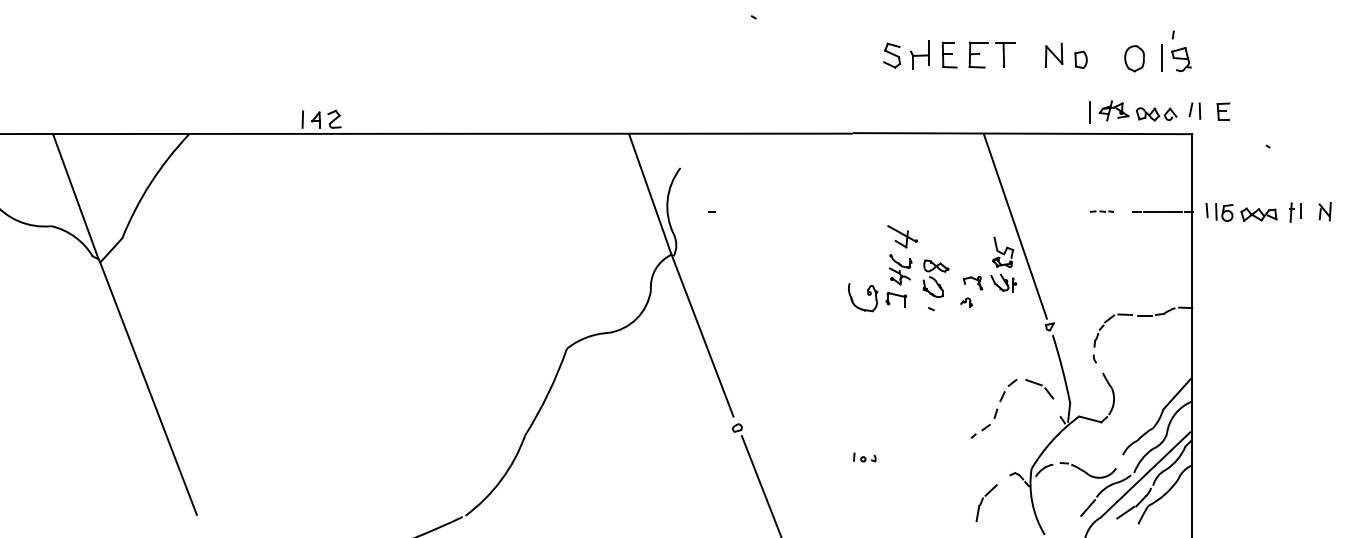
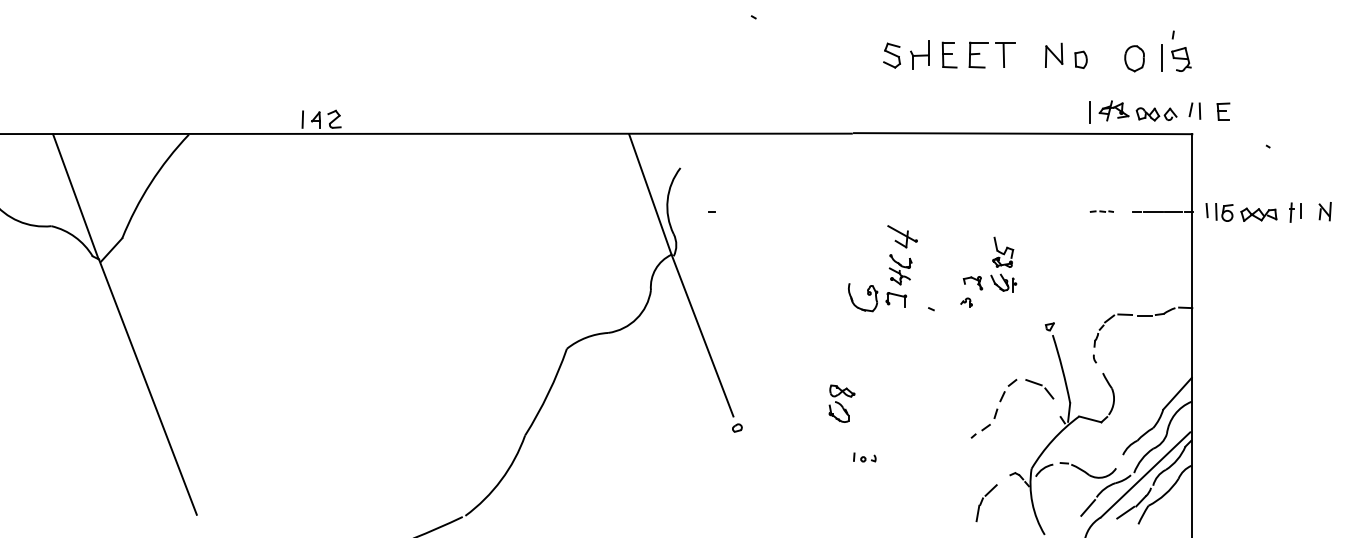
line: present -> none (1015, 226)
part position: (935, 278) -> (841, 403) (841, 403)
line: present -> none (760, 485)
